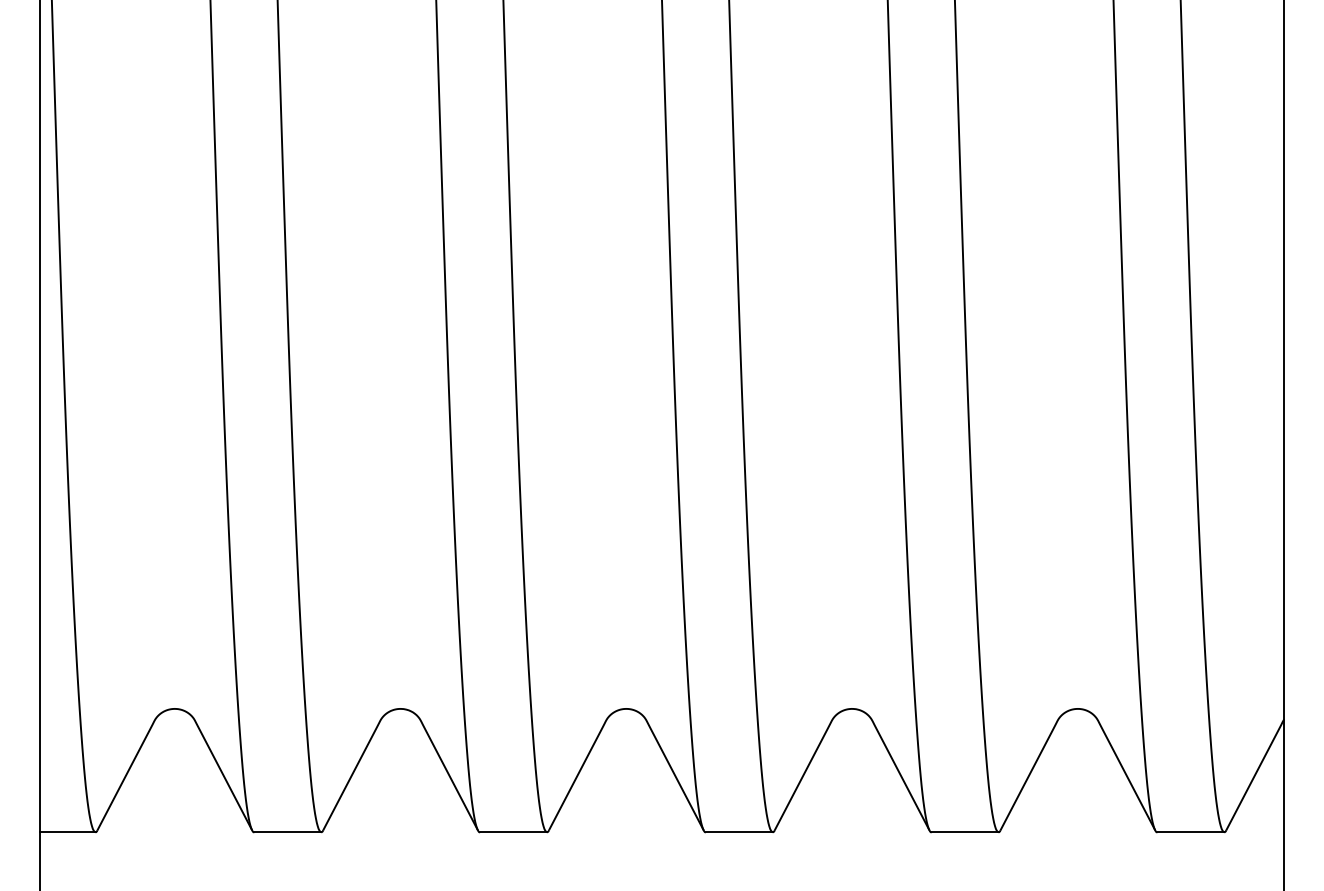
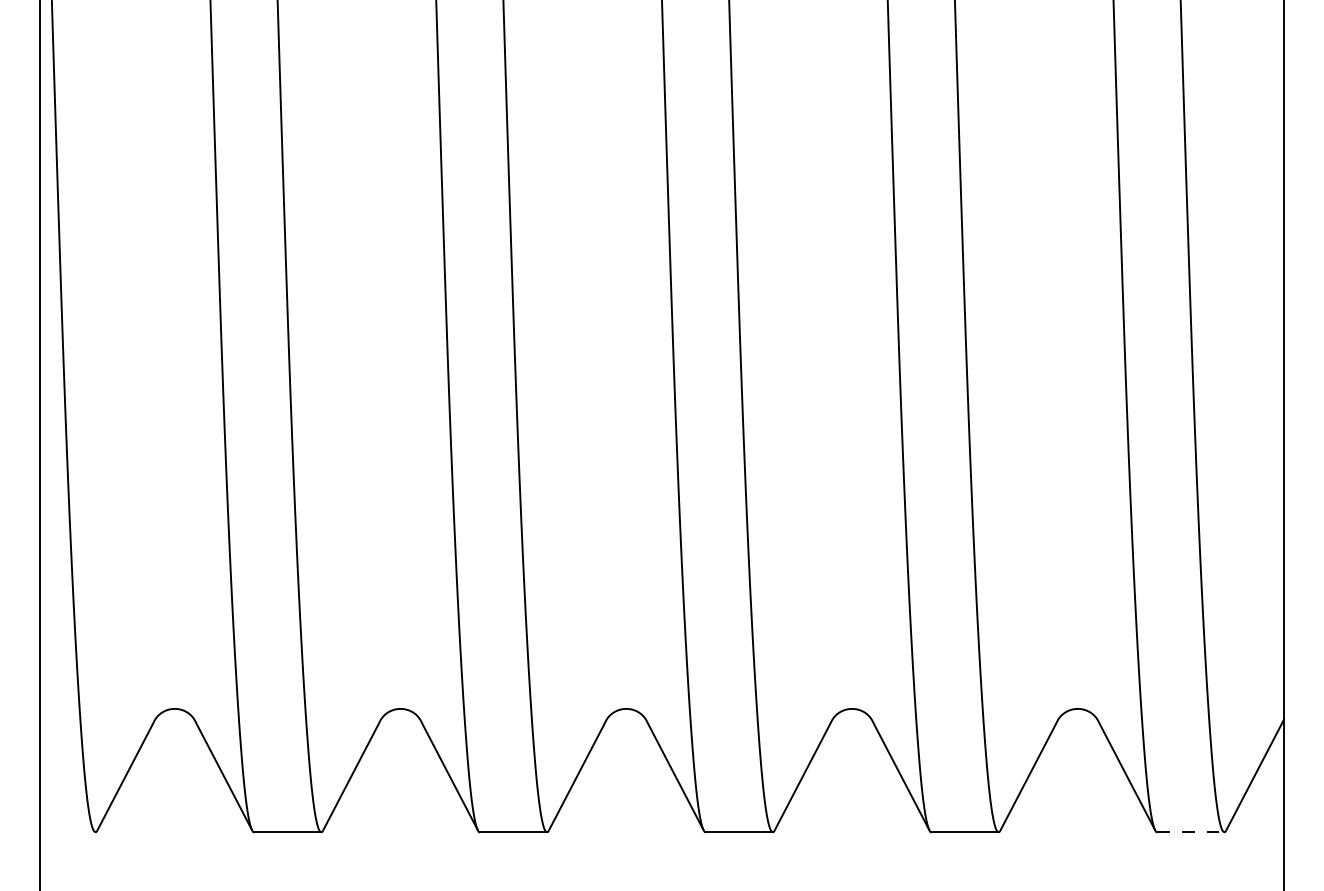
line: present -> none (67, 832)
line: solid -> dashed (1190, 832)
